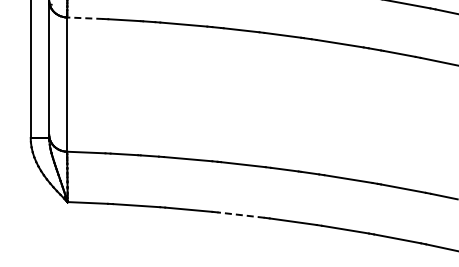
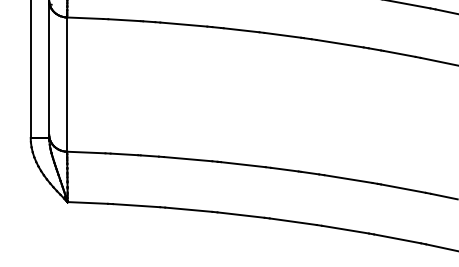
line: dashed -> solid (84, 18)
line: dashed -> solid (241, 215)
